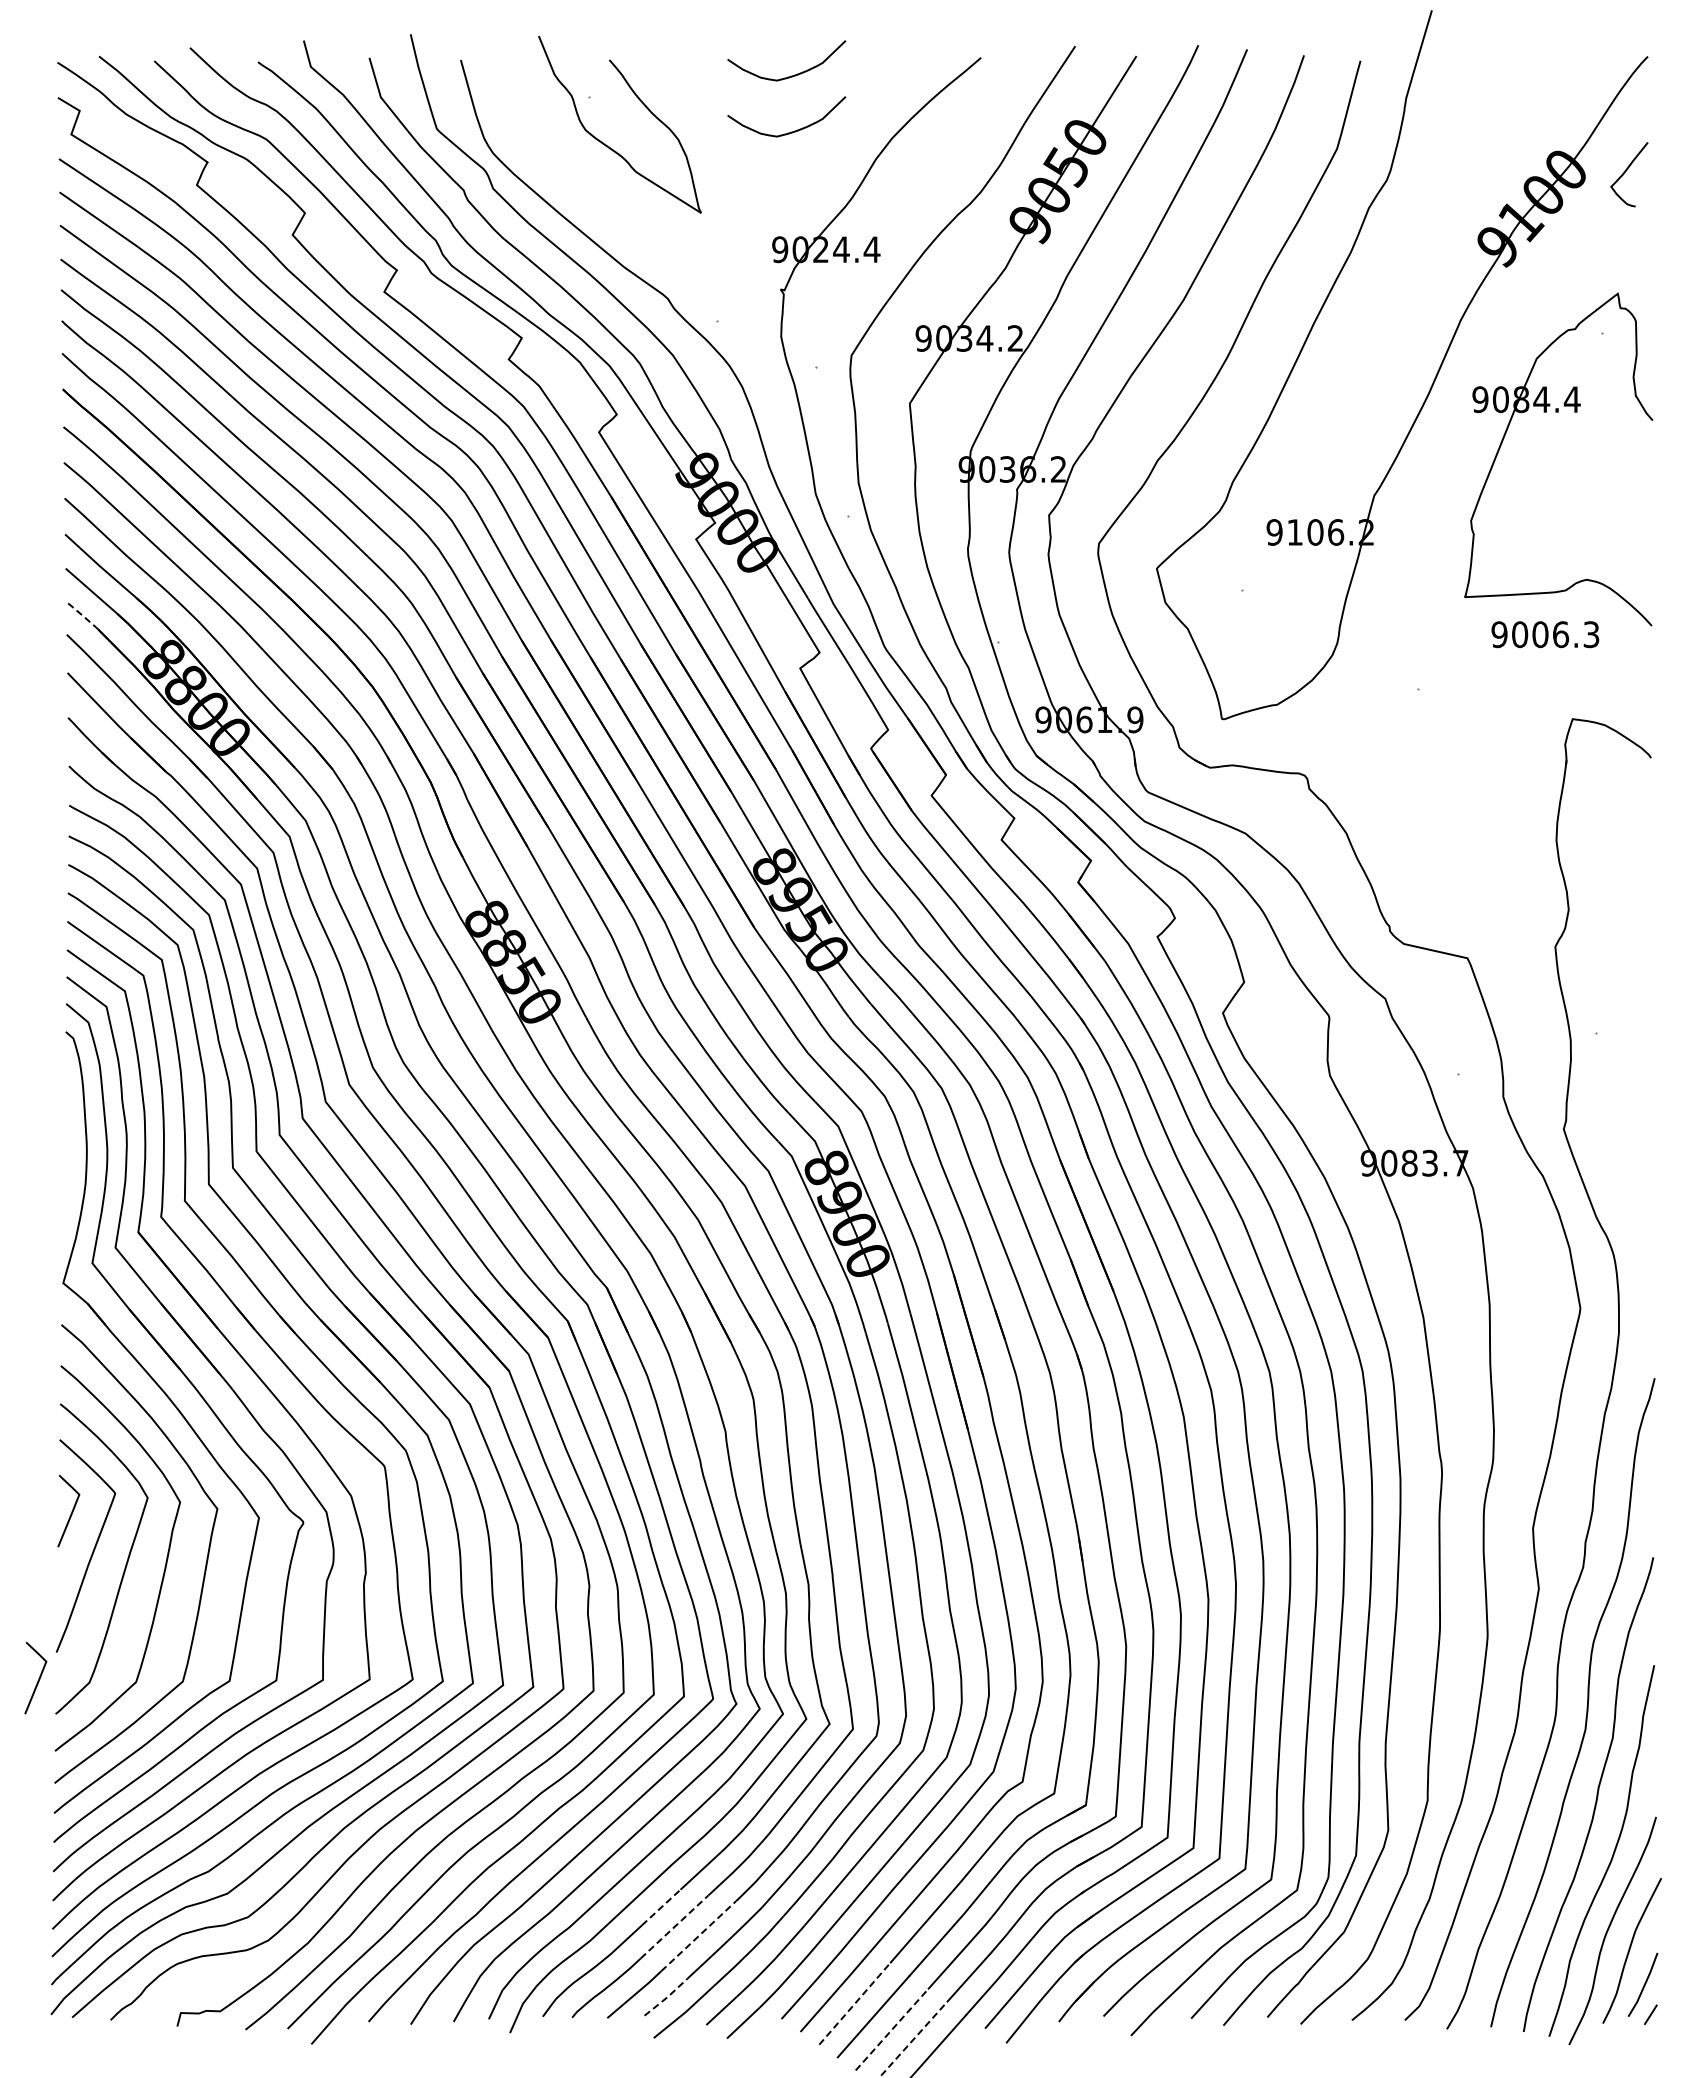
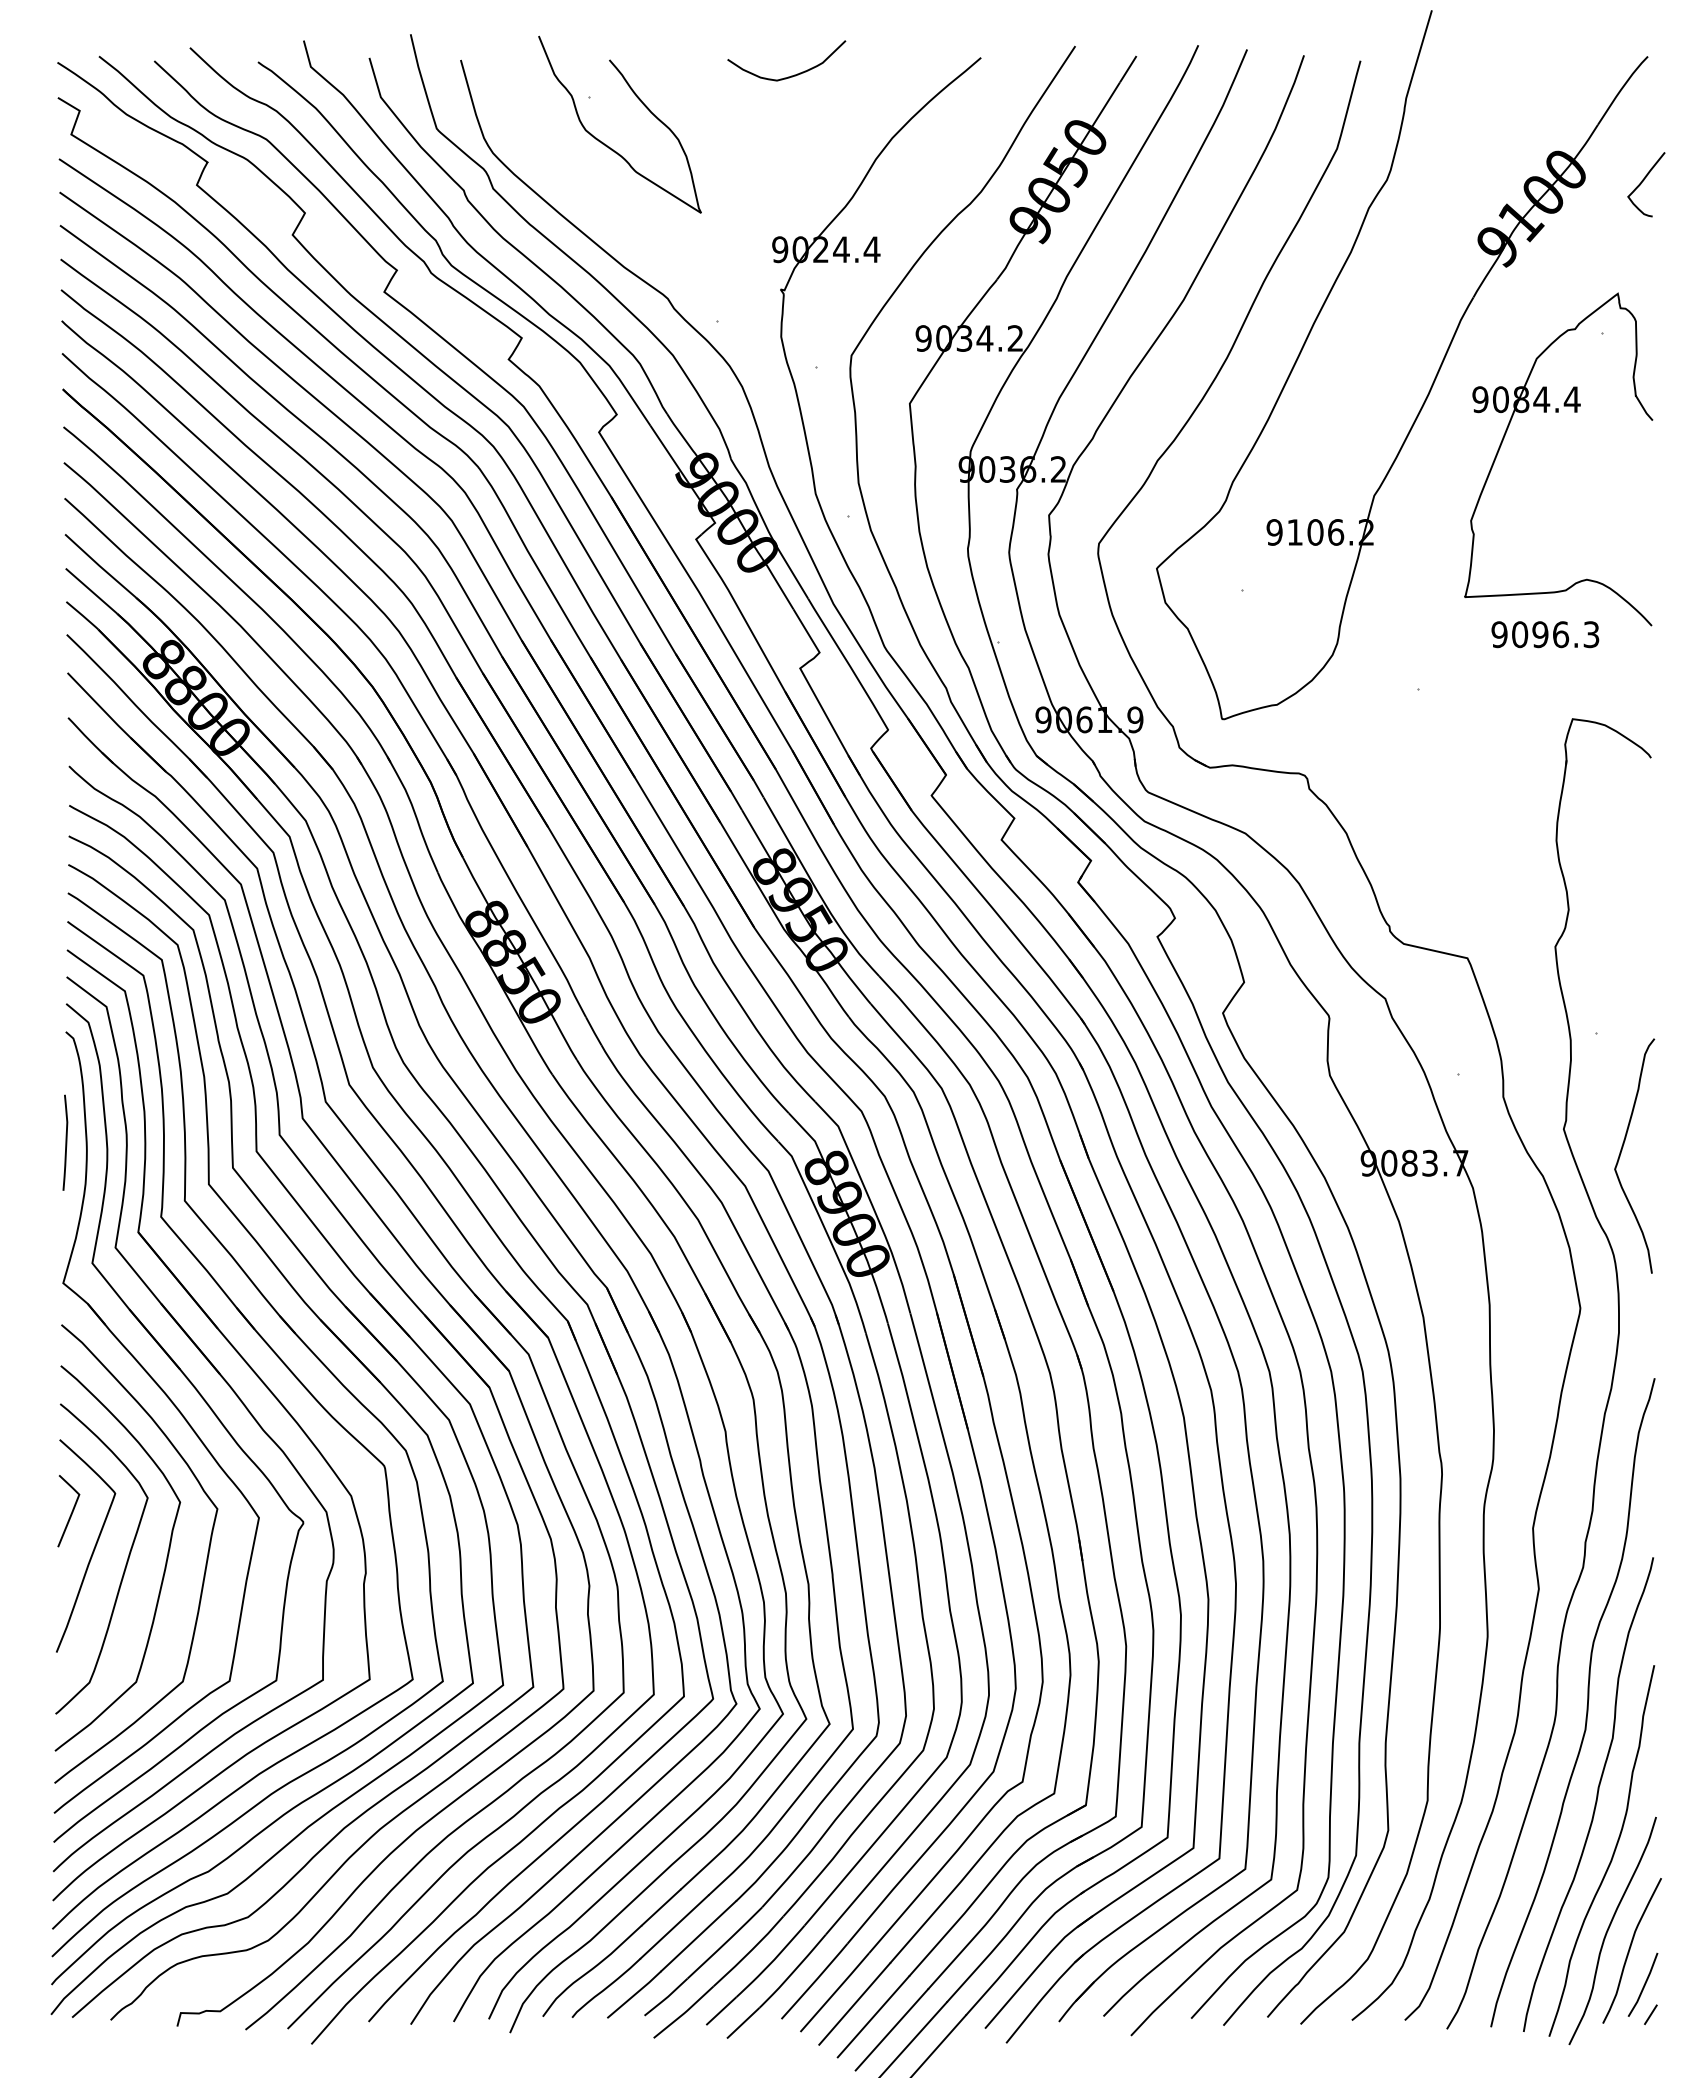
curve: present -> none (791, 131)
curve position: (1626, 171) -> (1643, 181) (1643, 181)
line: dashed -> solid (82, 615)
text: 9006.3 -> 9096.3 (1540, 634)
curve: none -> present (65, 1142)
curve: none -> present (1622, 1150)
line: present -> none (37, 1680)
line: dashed -> solid (661, 1907)
line: dashed -> solid (674, 1926)
line: dashed -> solid (699, 1935)
line: dashed -> solid (666, 1997)
line: dashed -> solid (855, 2003)
line: dashed -> solid (892, 2029)
line: dashed -> solid (913, 2040)
